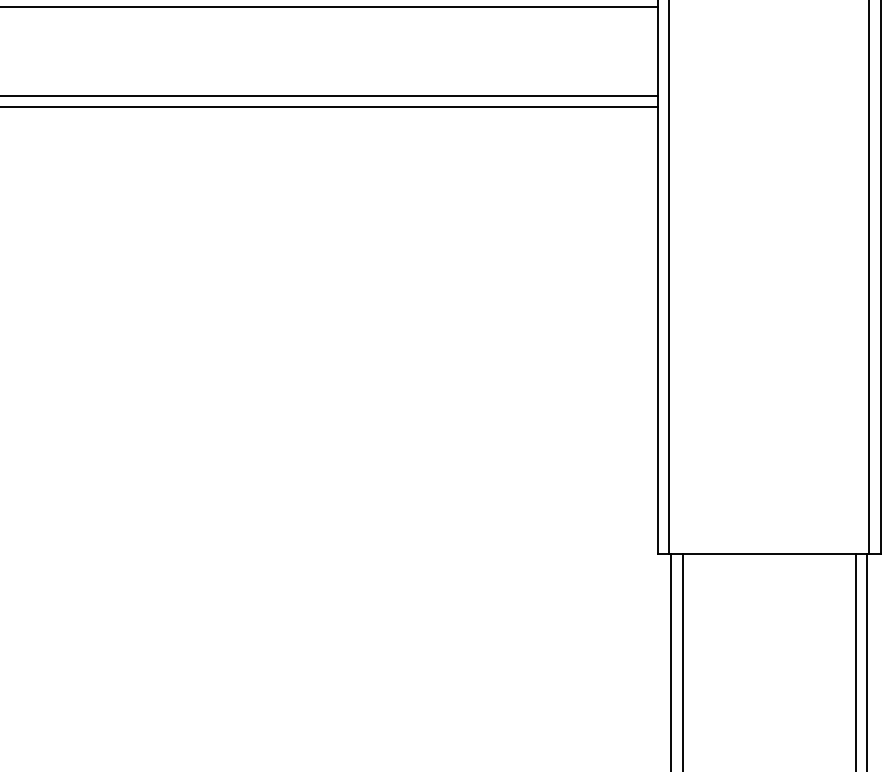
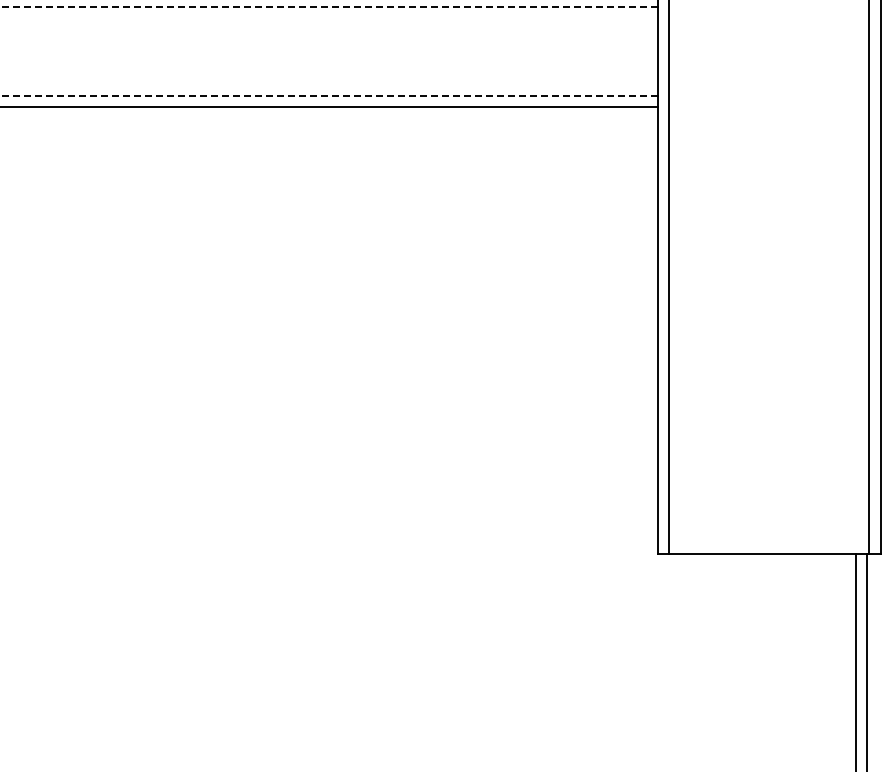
line: solid -> dashed (328, 6)
line: solid -> dashed (328, 96)
line: present -> none (671, 660)
line: present -> none (682, 660)
